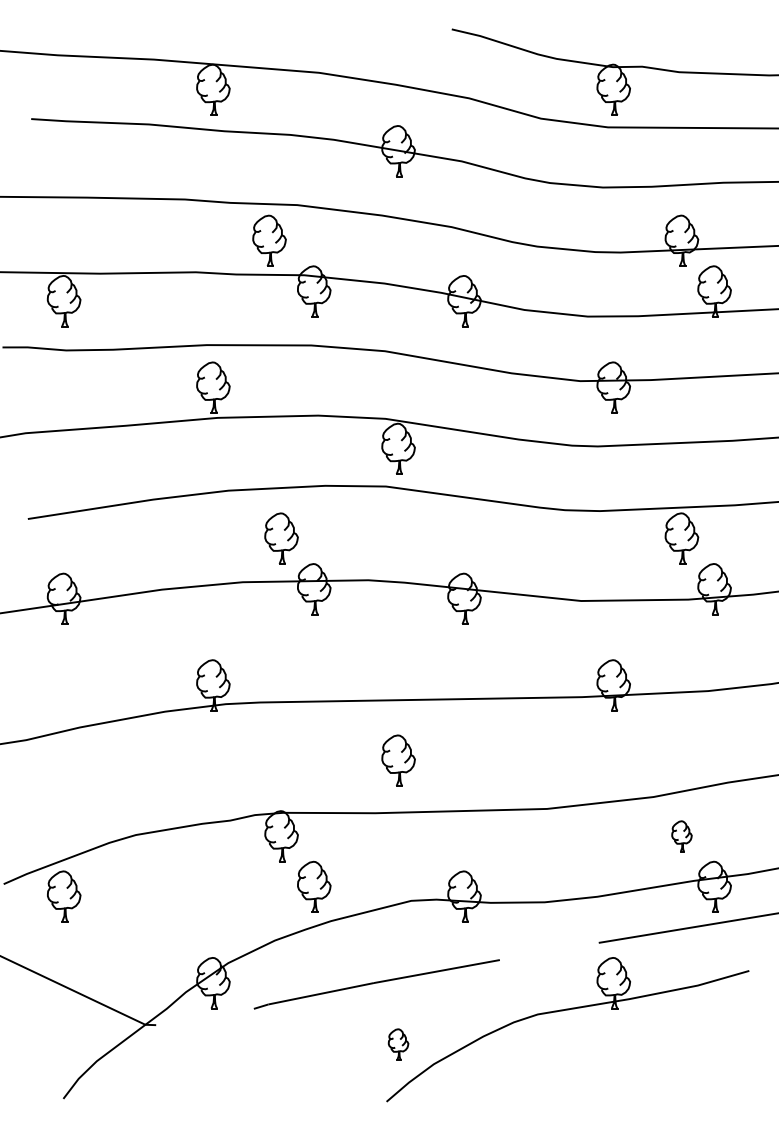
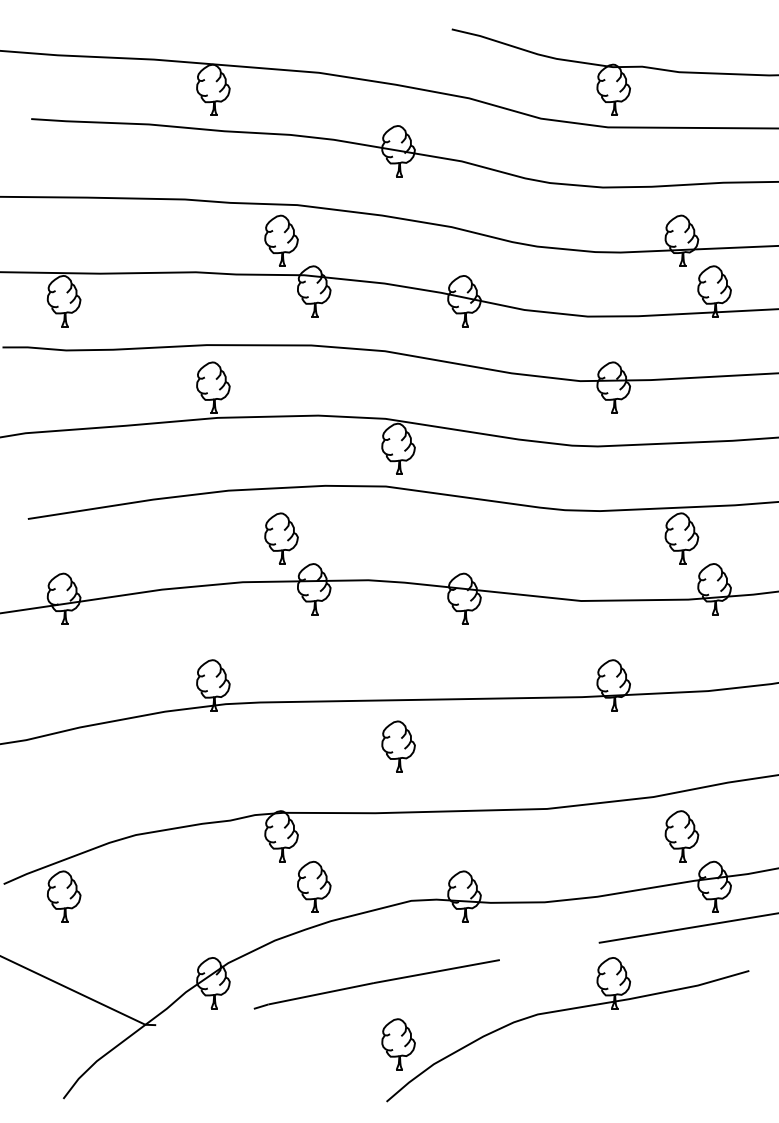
part position: (269, 240) -> (281, 240) (281, 240)
part position: (398, 760) -> (398, 746) (398, 746)
part size: 22x33 px -> 36x53 px (681, 836)
part size: 23x33 px -> 35x53 px (398, 1044)
